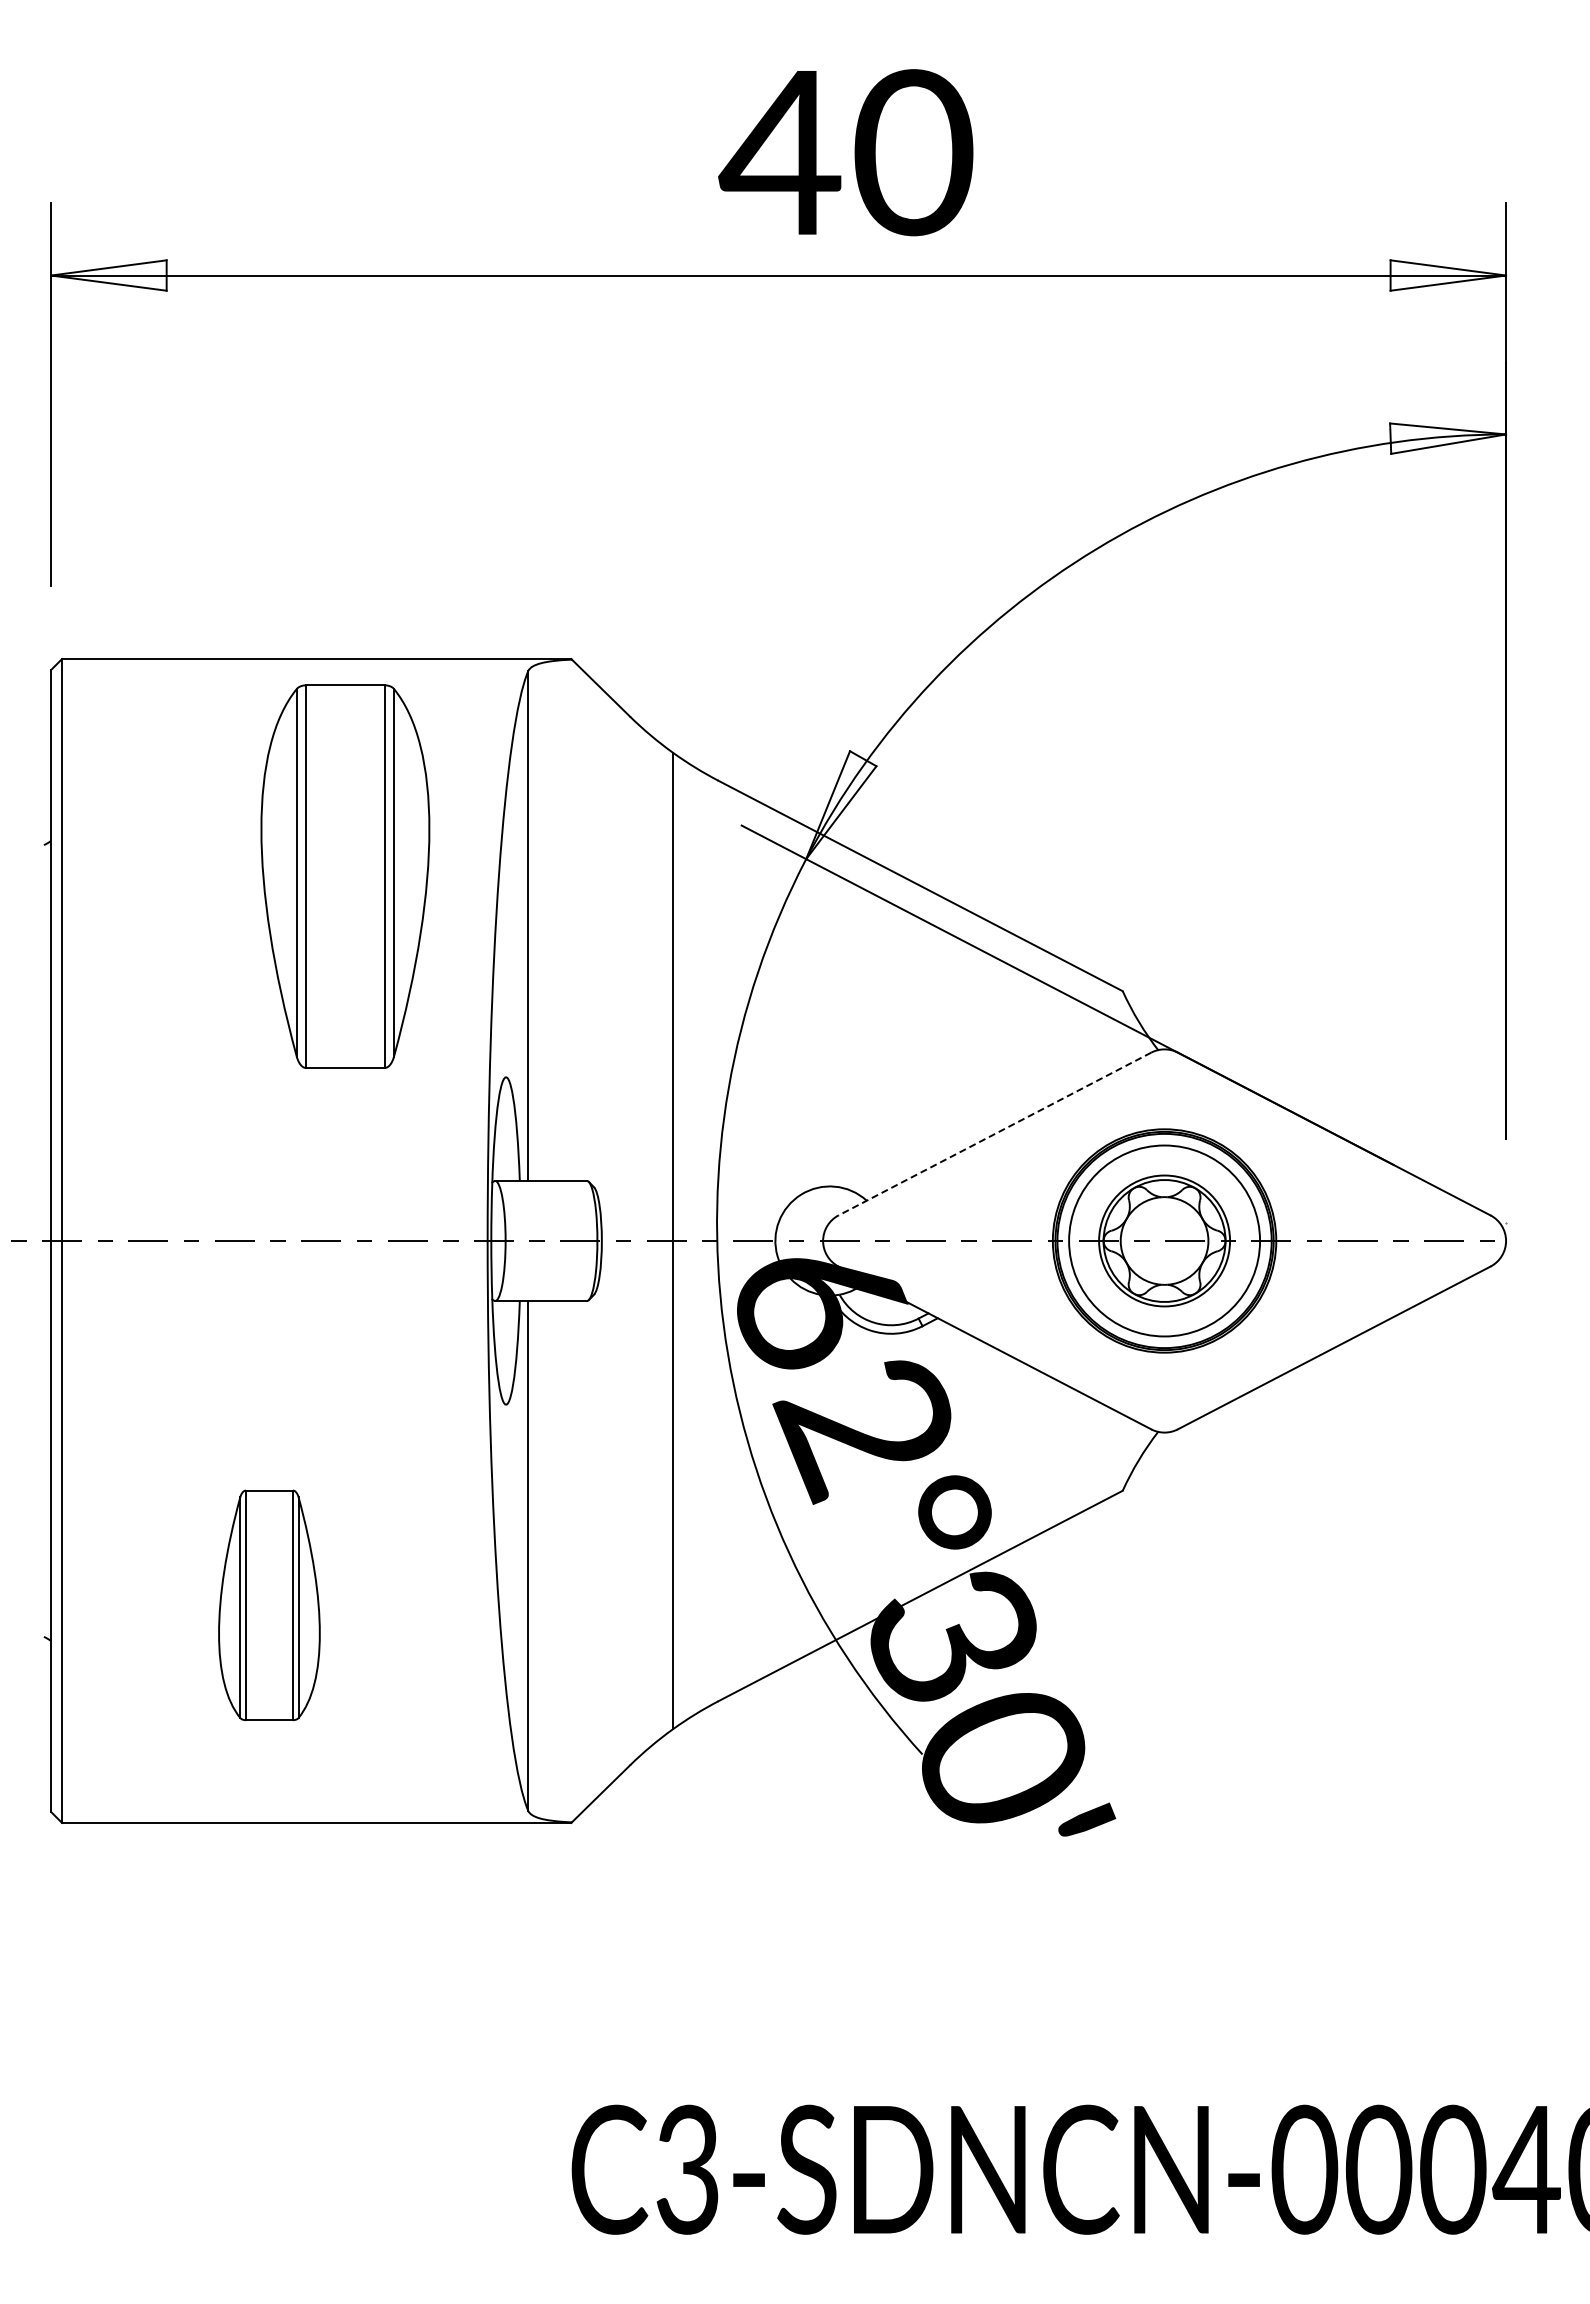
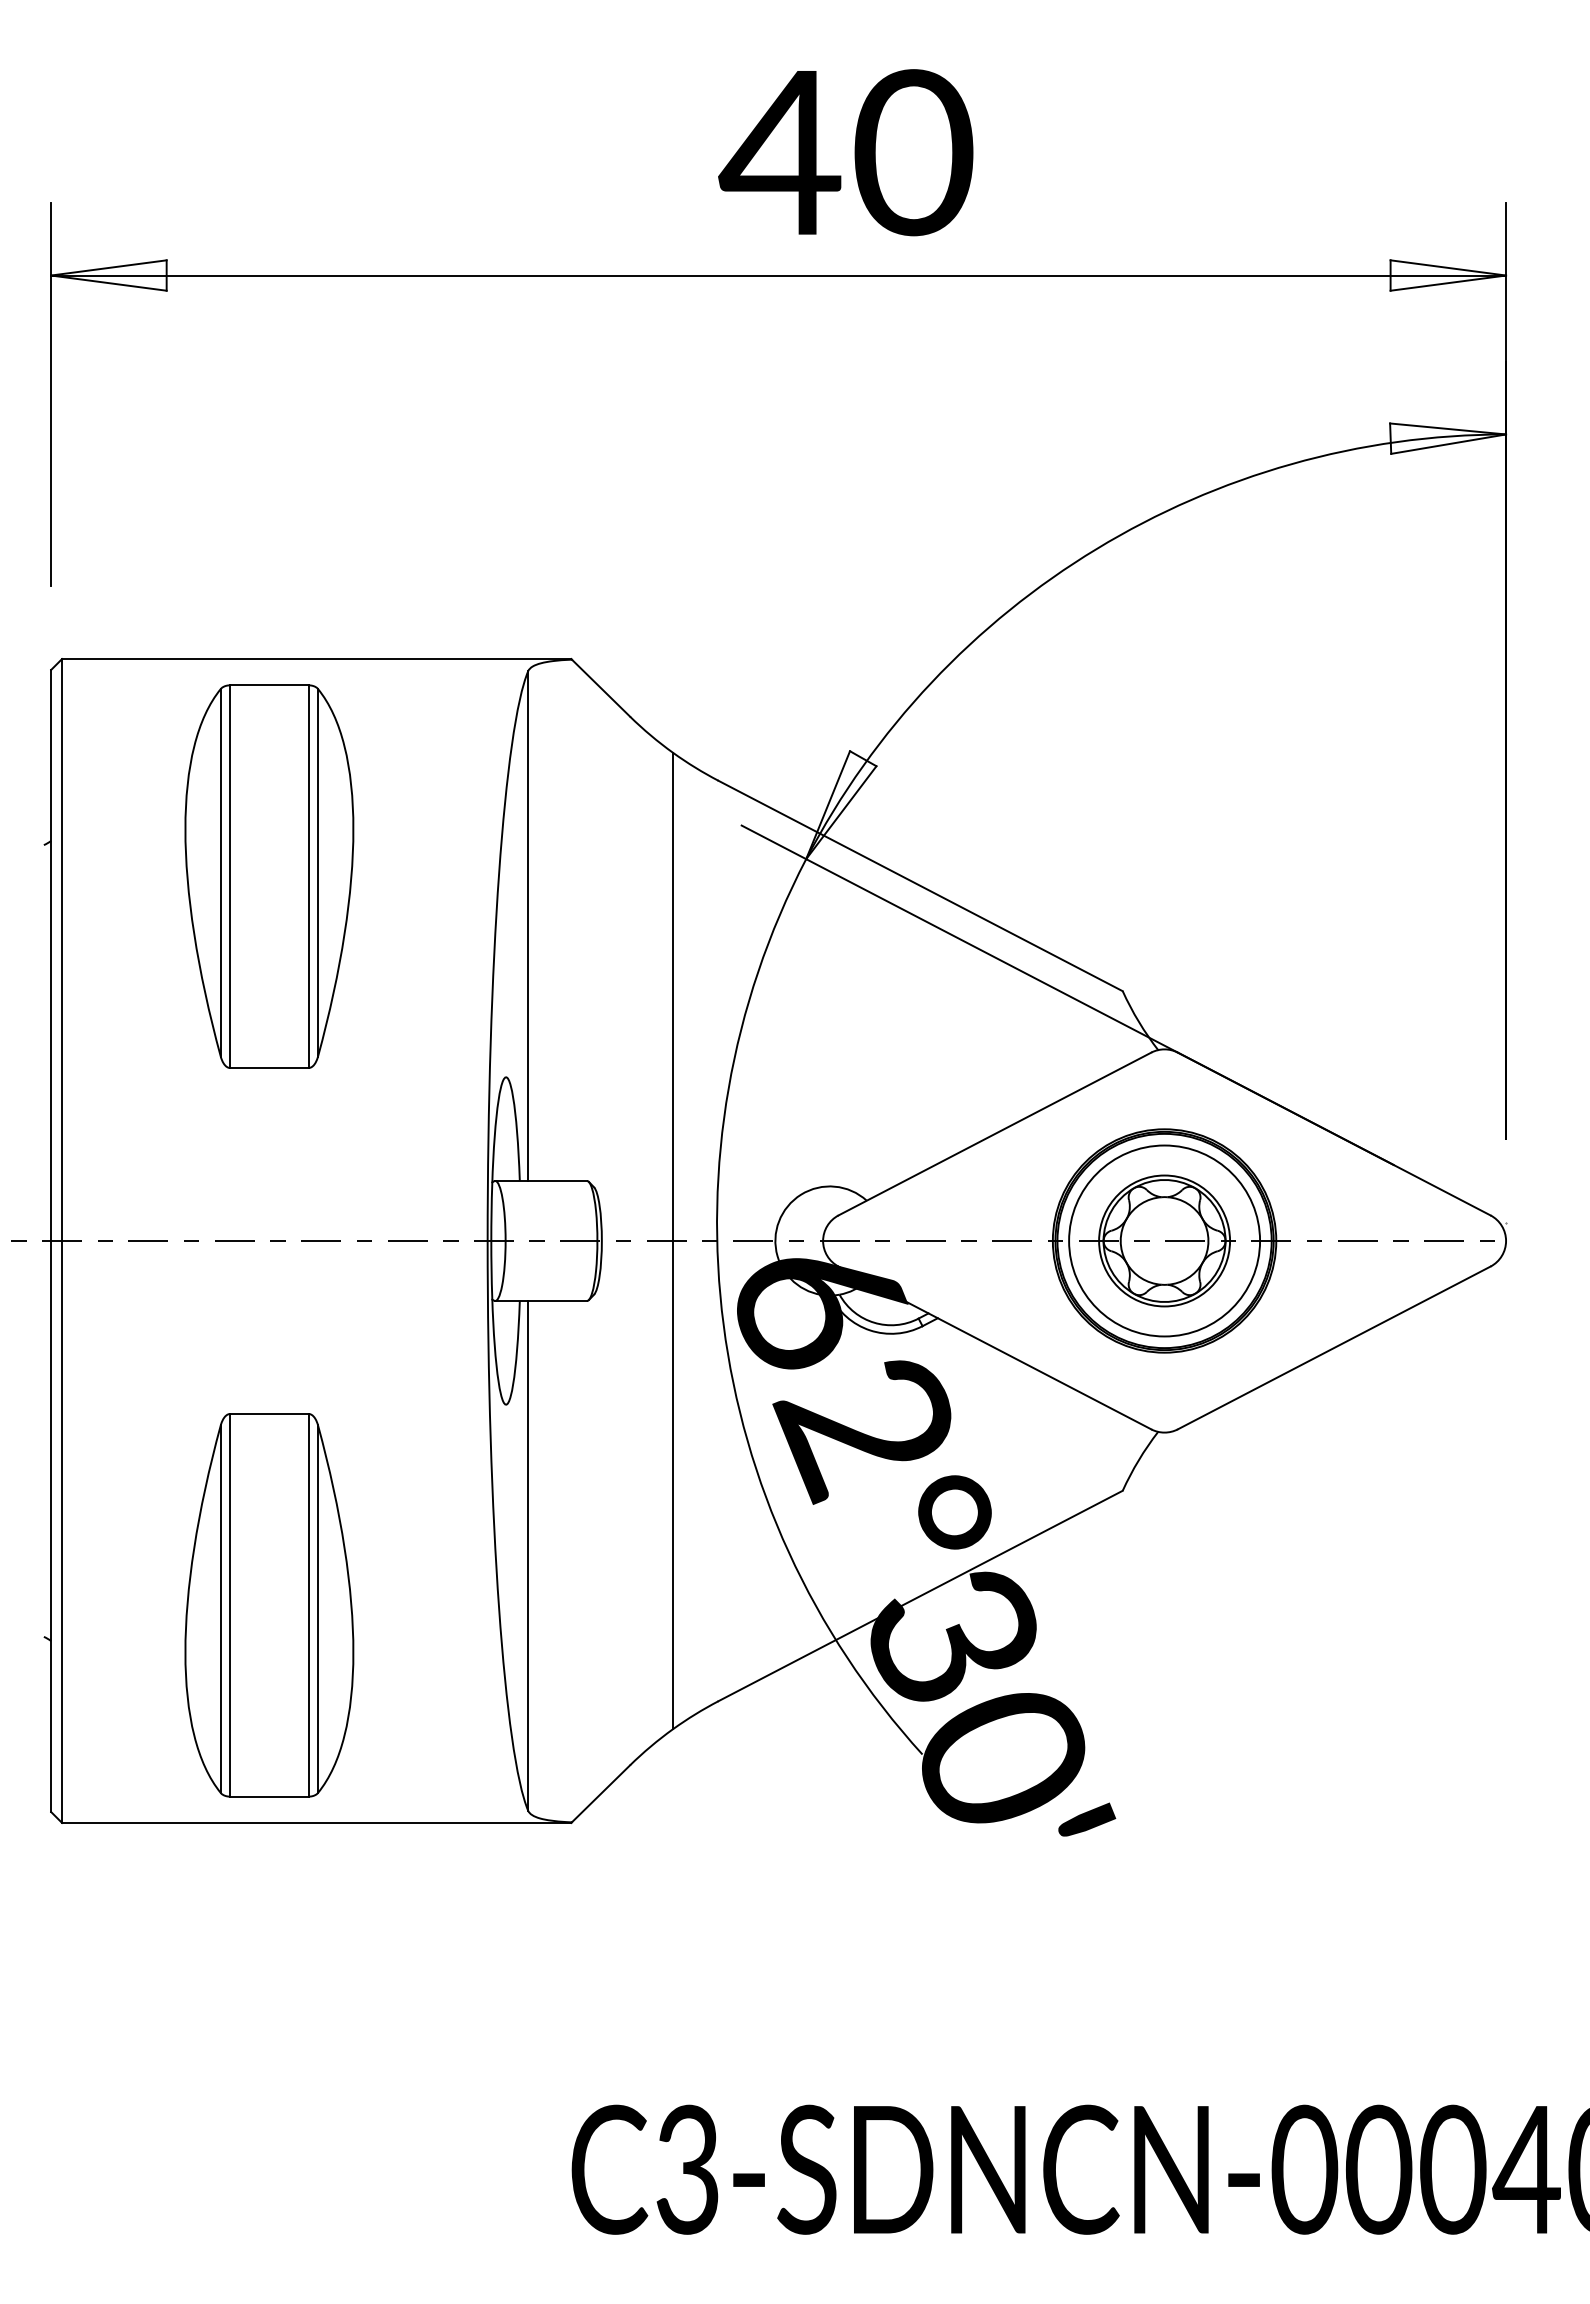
part position: (345, 876) -> (269, 876) (269, 876)
line: dashed -> solid (994, 1134)
part size: 103x233 px -> 171x385 px (269, 1605)
